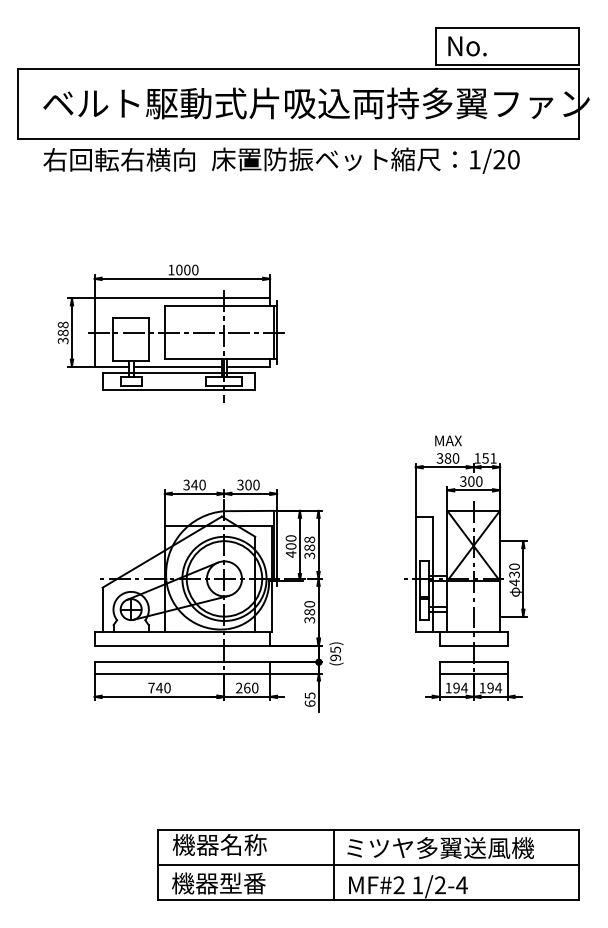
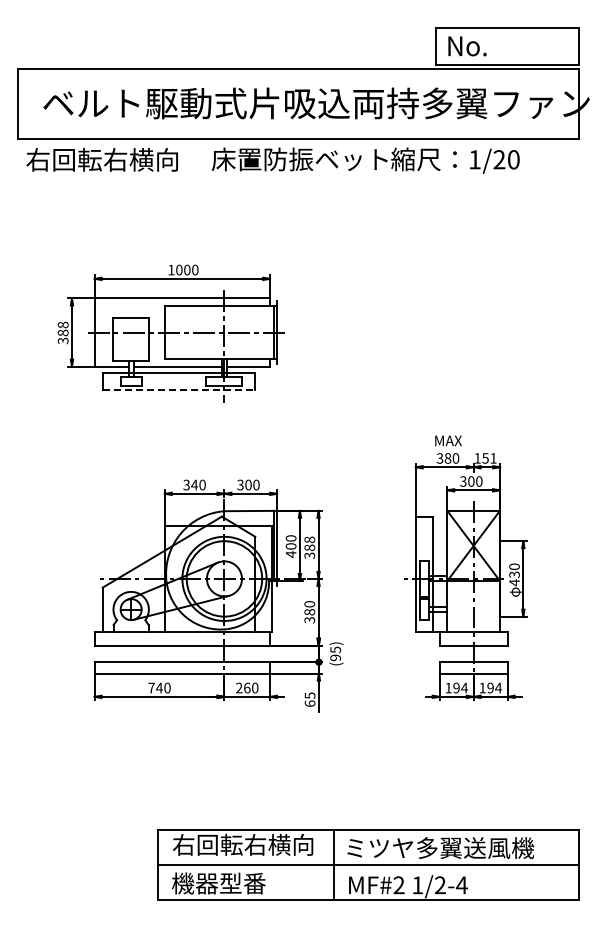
text position: (118, 159) -> (101, 159) (101, 159)
line: solid -> dashed (179, 390)
text: 機器名称 -> 右回転右横向 (243, 844)
